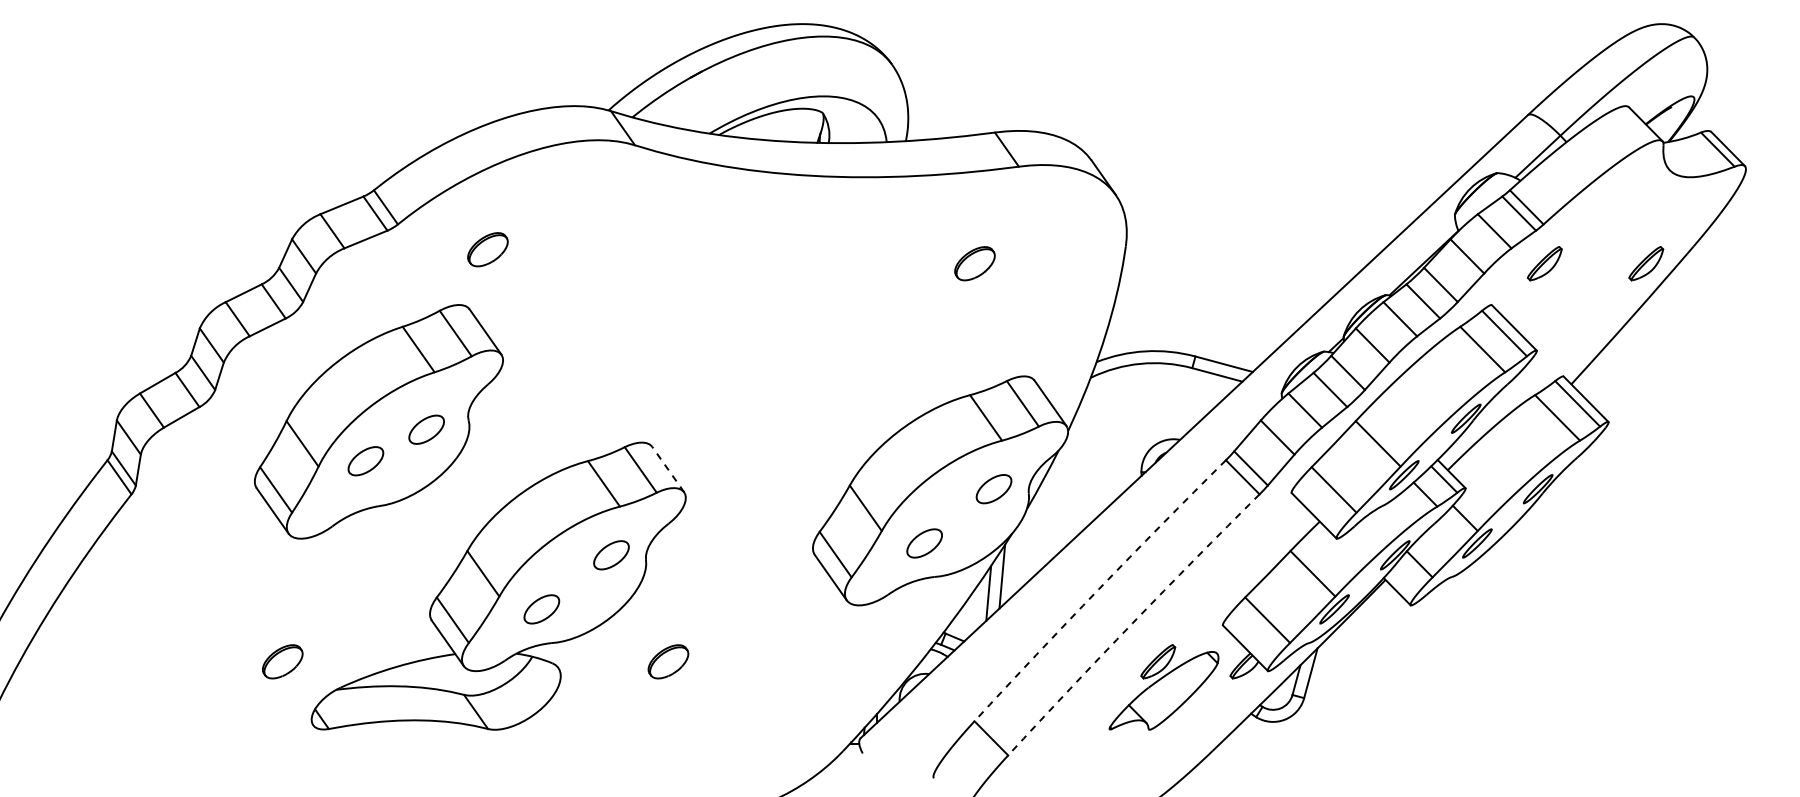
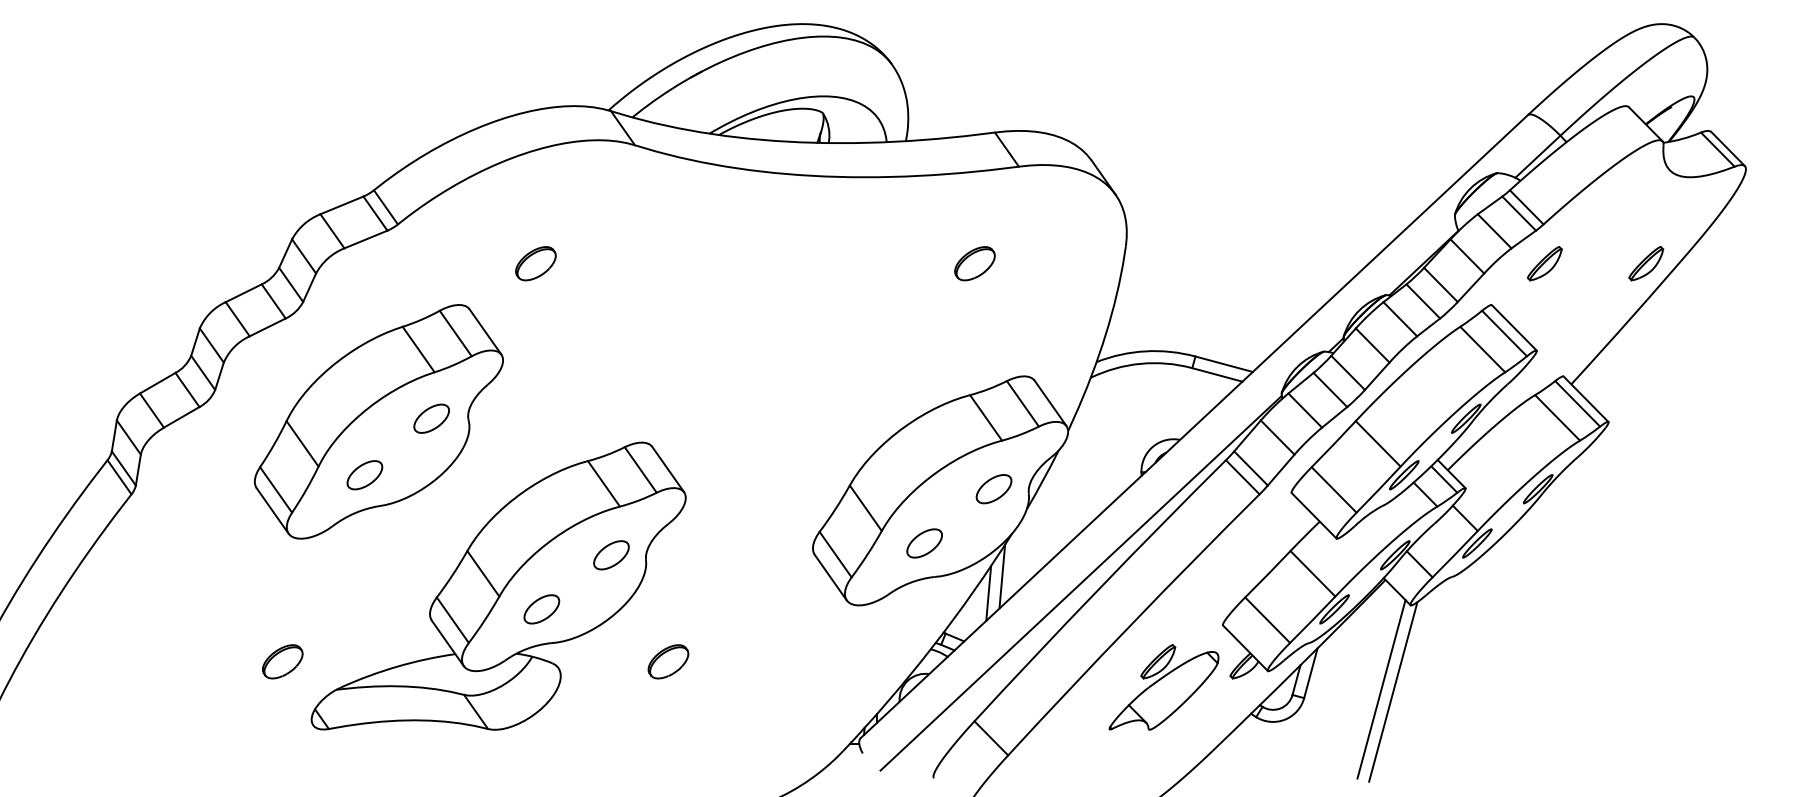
part position: (487, 249) -> (535, 263) (535, 263)
part position: (426, 429) -> (431, 418) (431, 418)
part position: (365, 461) -> (364, 475) (364, 475)
line: dashed -> solid (668, 469)
line: none -> present (1080, 582)
arc: dashed -> solid (1098, 589)
arc: dashed -> solid (1132, 623)
line: none -> present (1381, 689)
line: none -> present (1393, 691)
